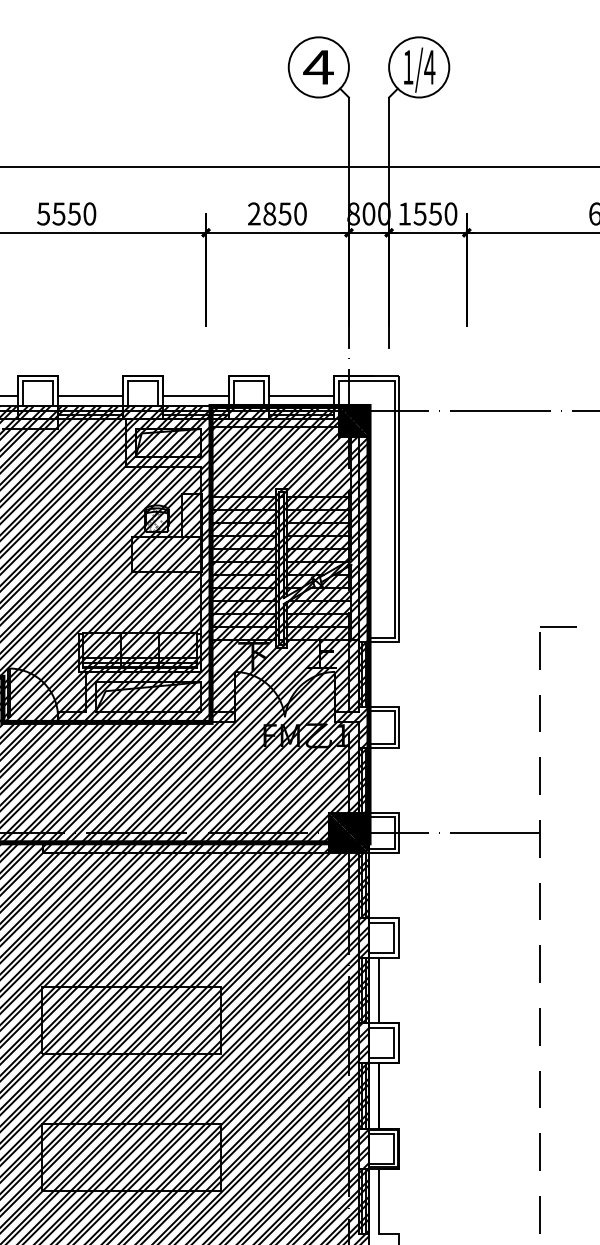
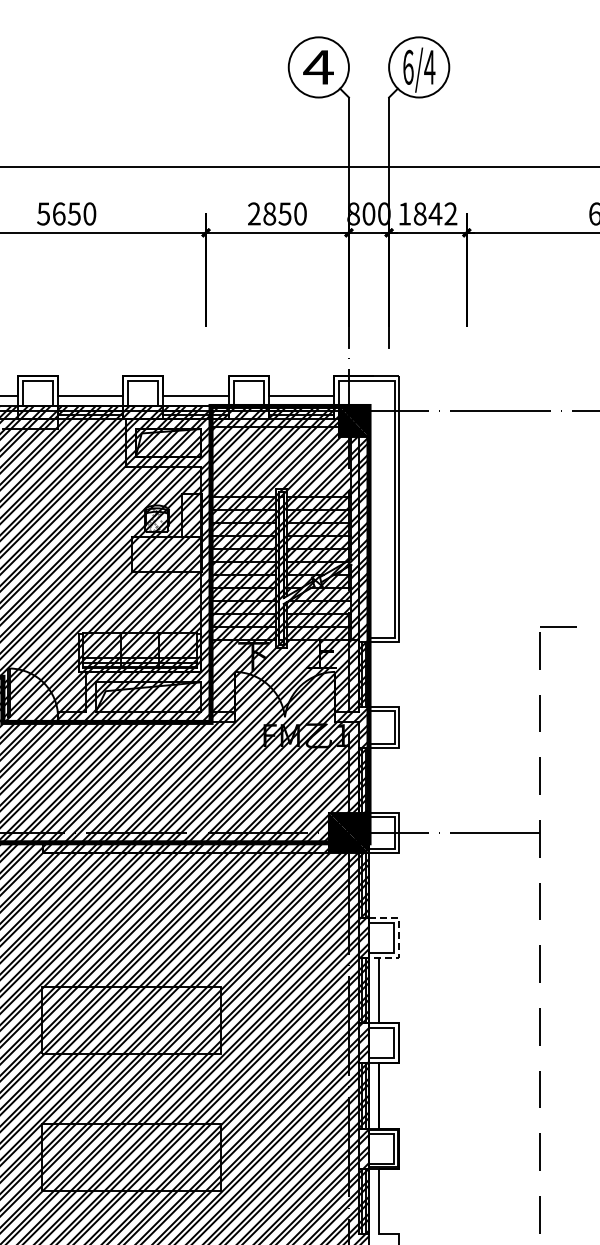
text: 1/4 -> 6/4 (408, 66)
text: 5550 -> 5650 (58, 213)
text: 1550 -> 1842 (435, 213)
line: solid -> dashed (399, 938)
